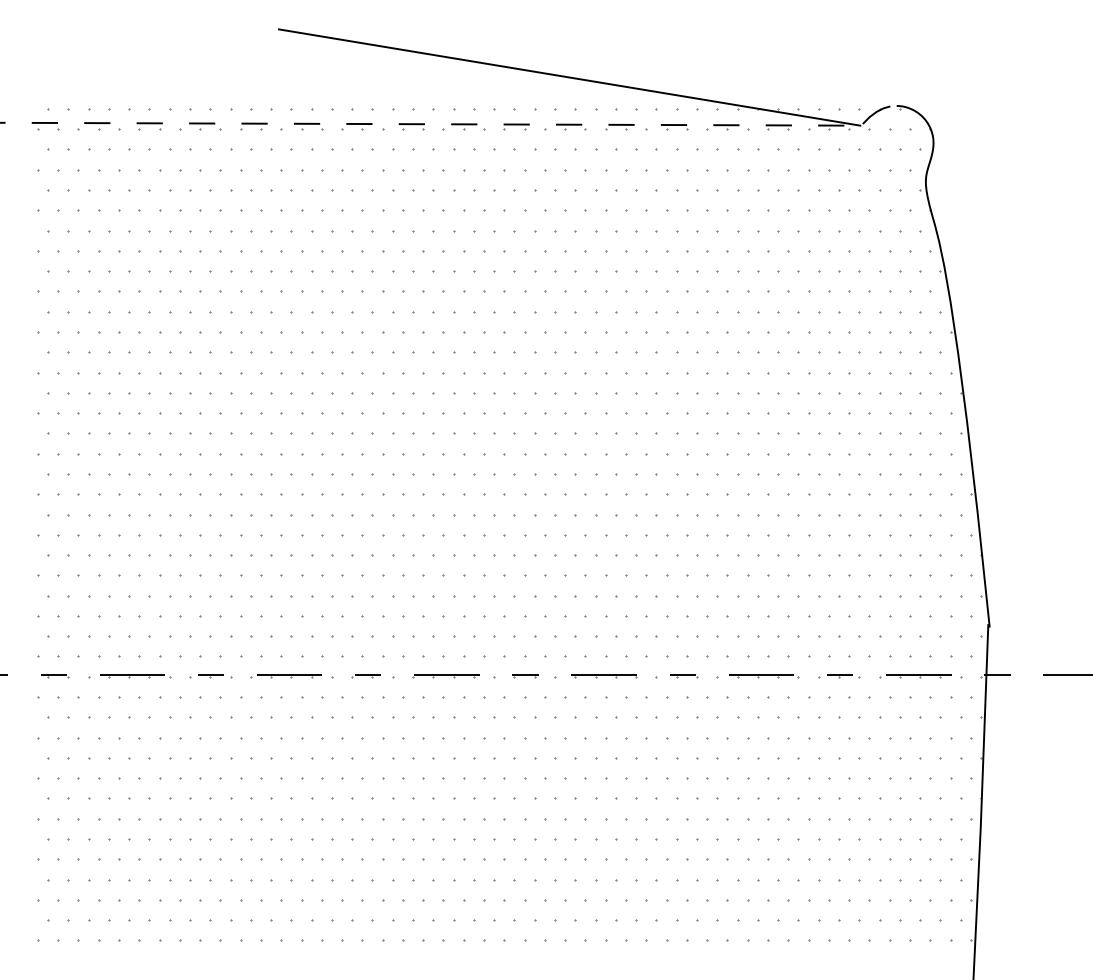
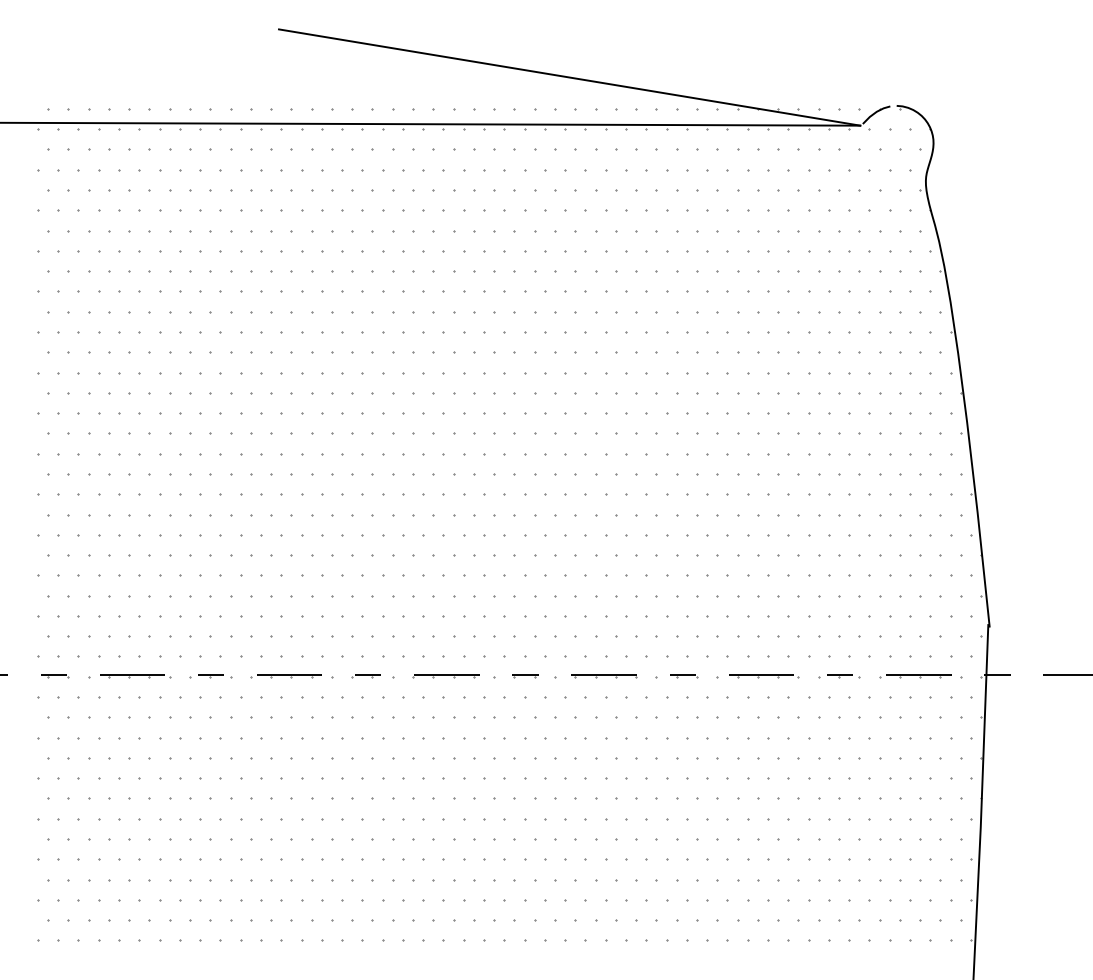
line: dashed -> solid (430, 124)
